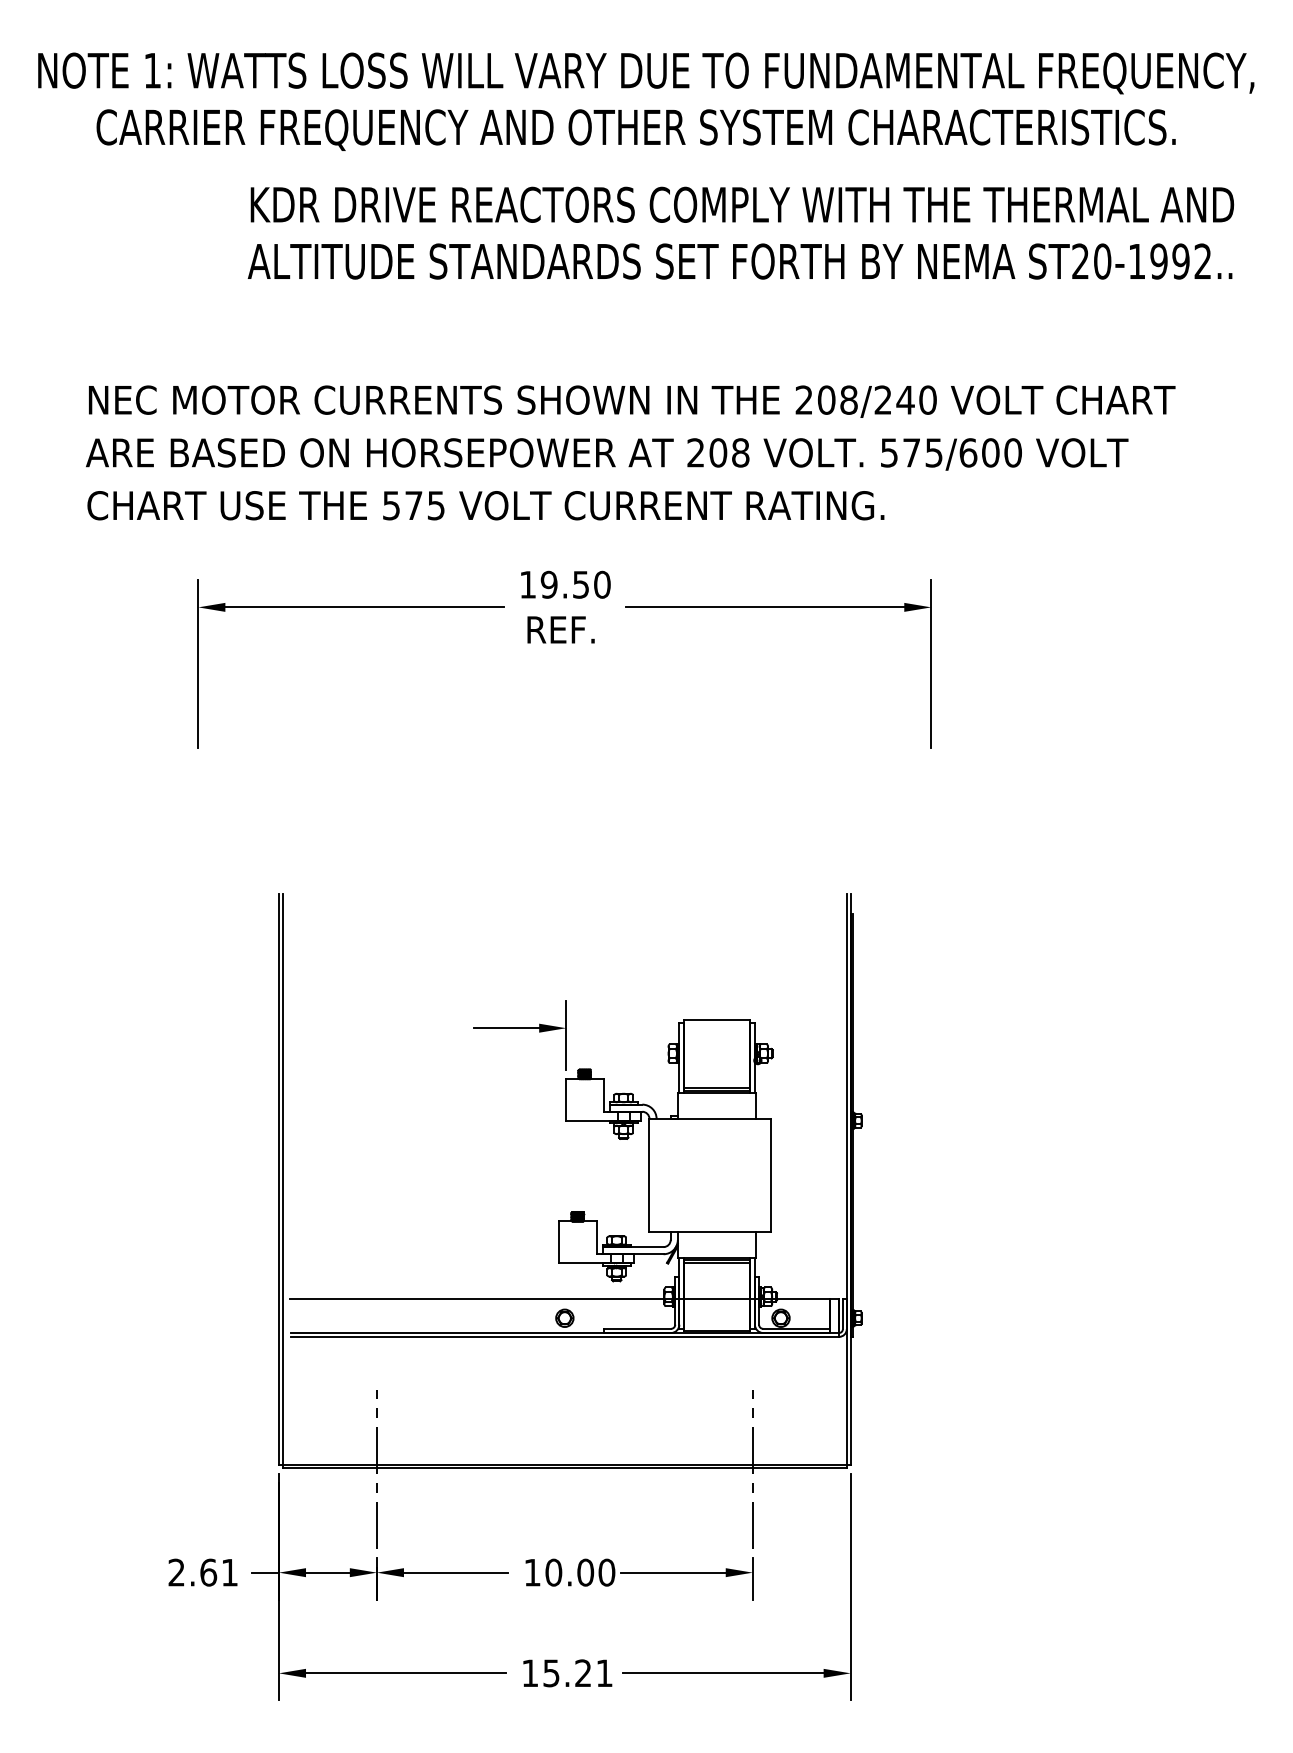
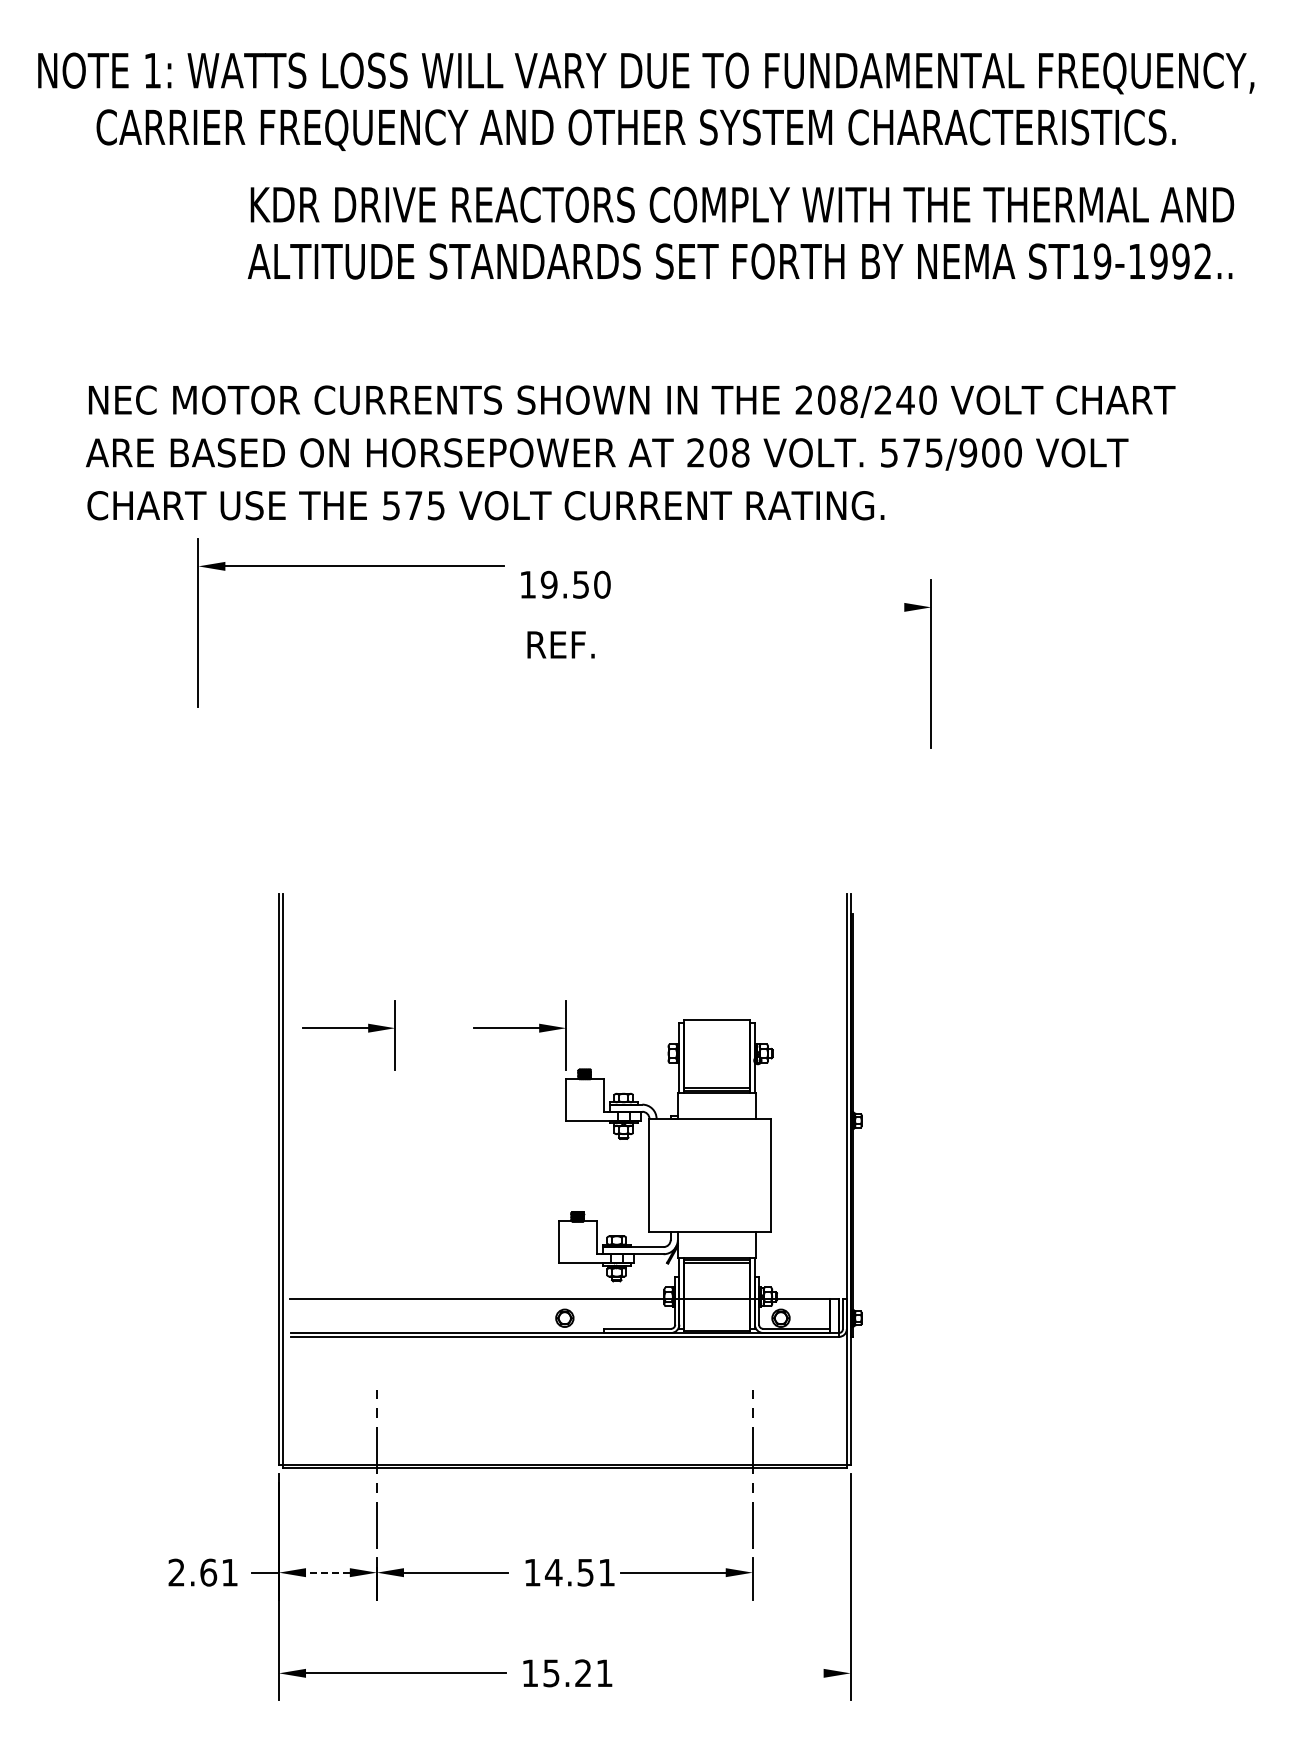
text: ST20-1992.. -> ST19-1992.. (1091, 261)
text: 575/600 -> 575/900 (968, 452)
part position: (350, 607) -> (350, 566) (350, 566)
line: present -> none (764, 607)
text position: (560, 629) -> (560, 644) (560, 644)
part: none -> present (348, 1028)
line: solid -> dashed (327, 1572)
text: 10.00 -> 14.51 (579, 1572)
line: present -> none (723, 1673)
